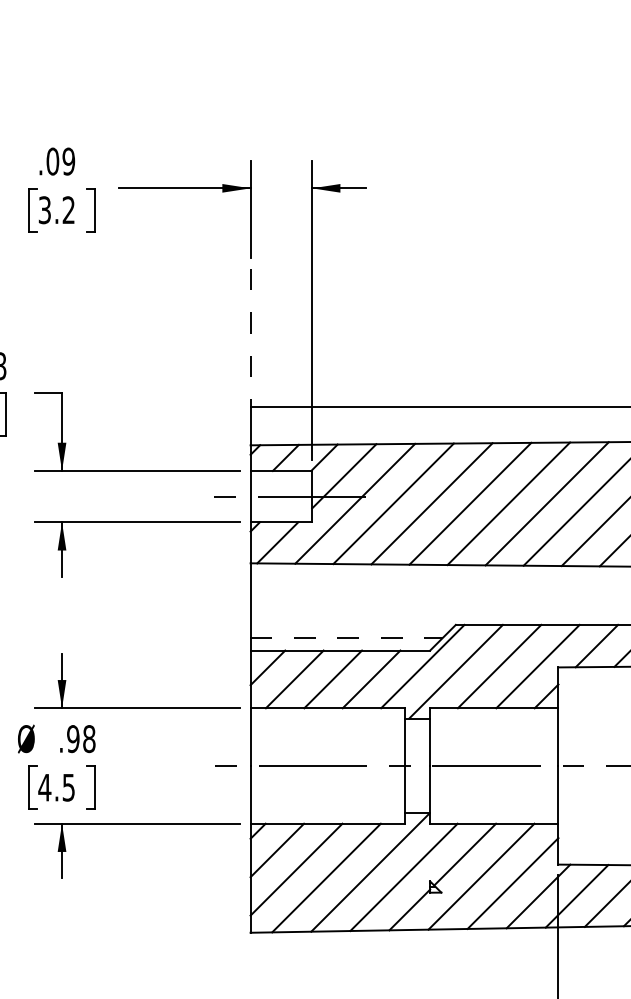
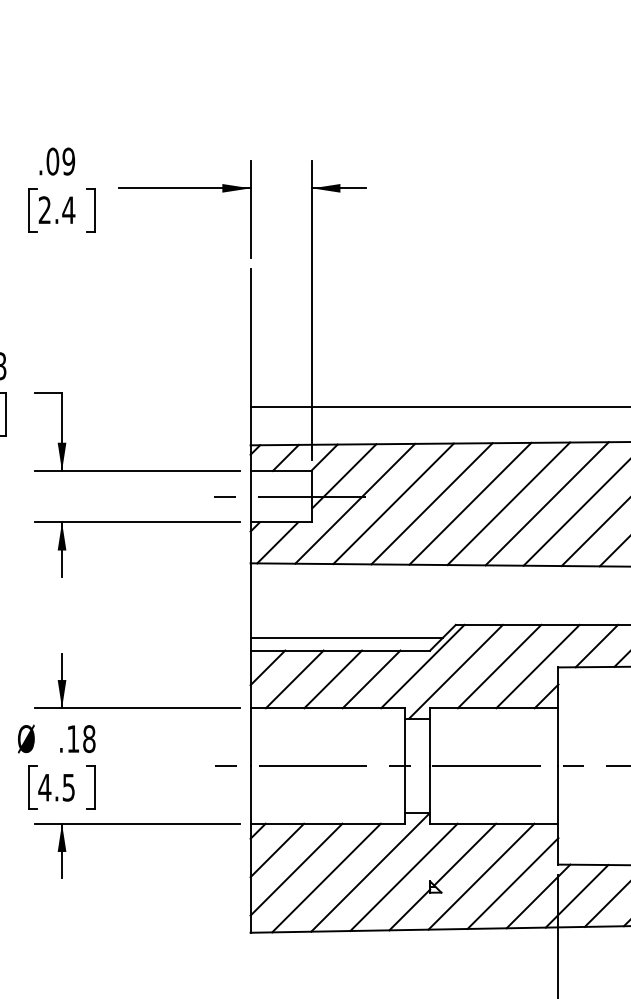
text: 3.2 -> 2.4 (56, 210)
line: dashed -> solid (250, 338)
line: dashed -> solid (347, 637)
text: .98 -> .18 (73, 739)
